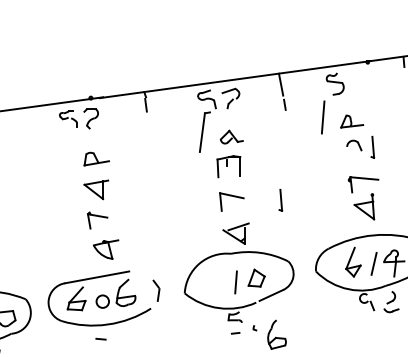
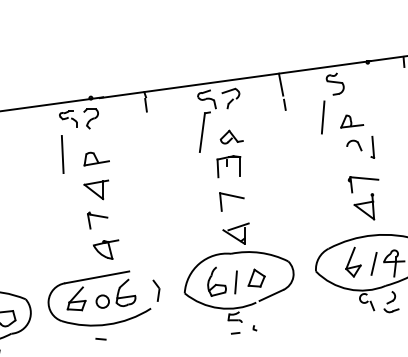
line: none -> present (62, 154)
part: present -> none (280, 199)
part position: (276, 334) -> (216, 281) (216, 281)
